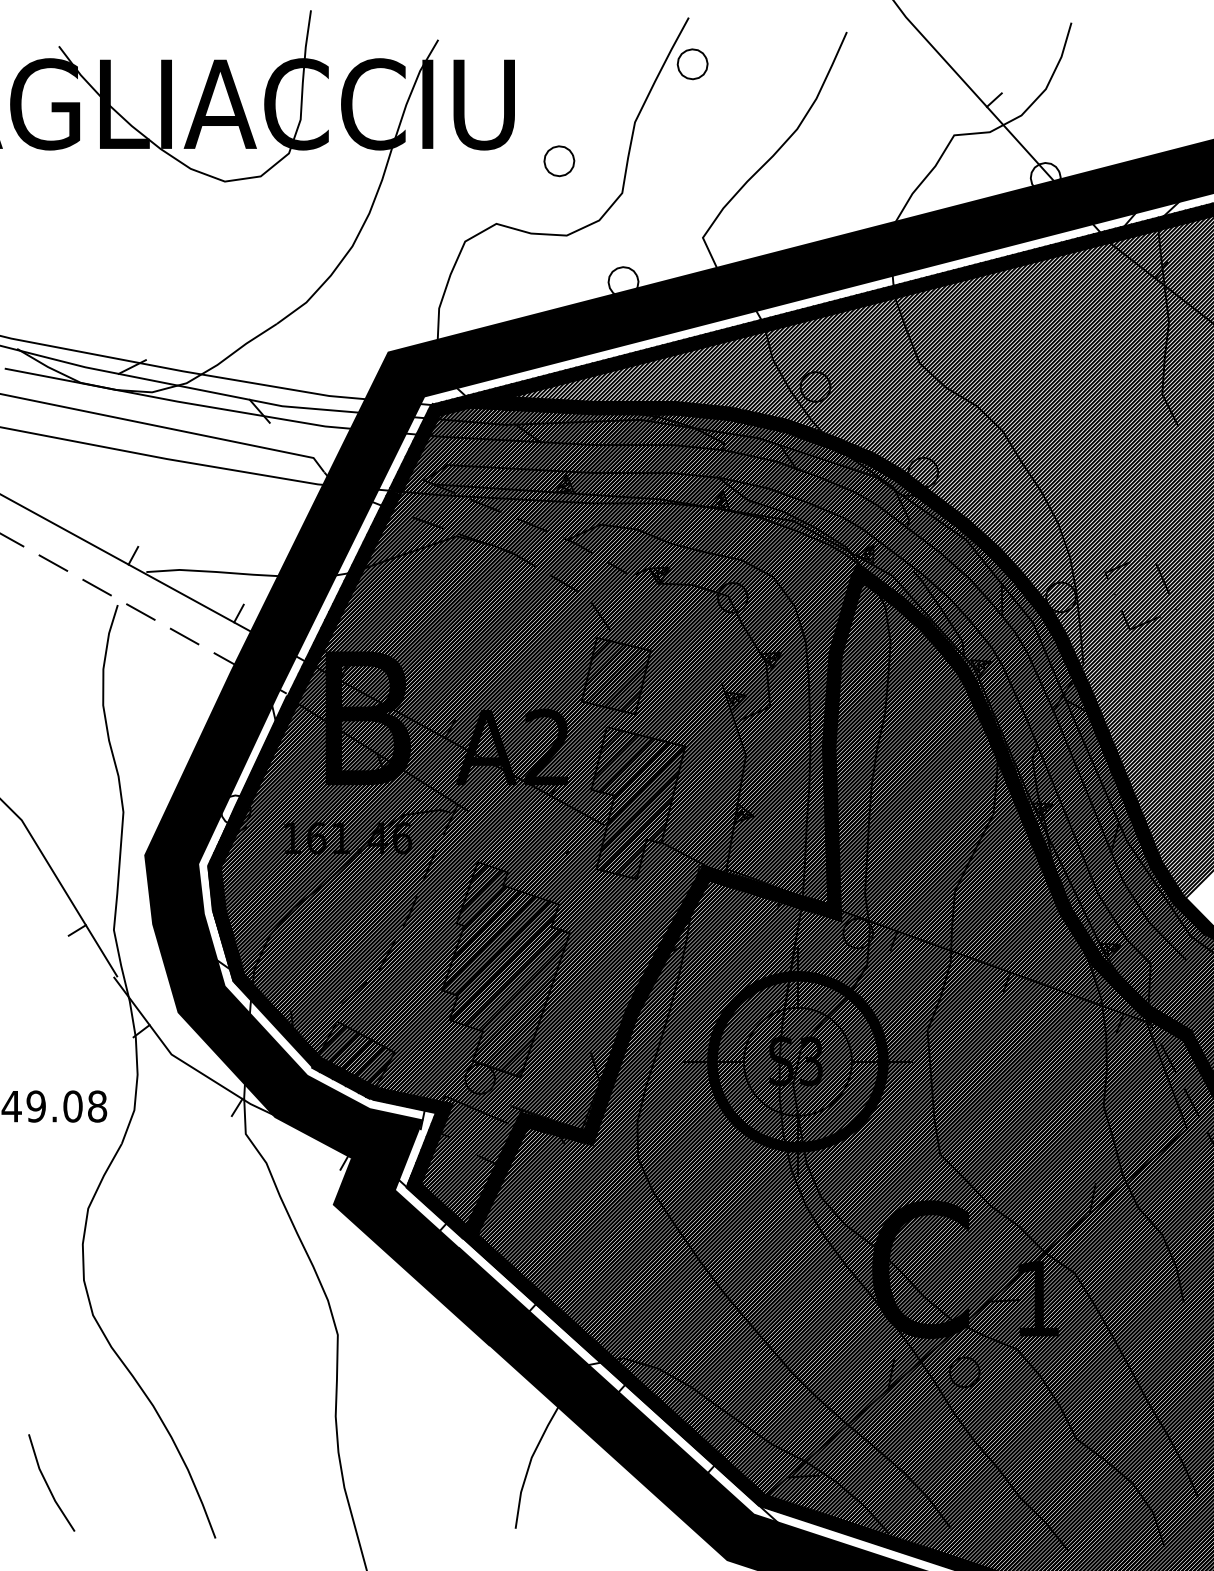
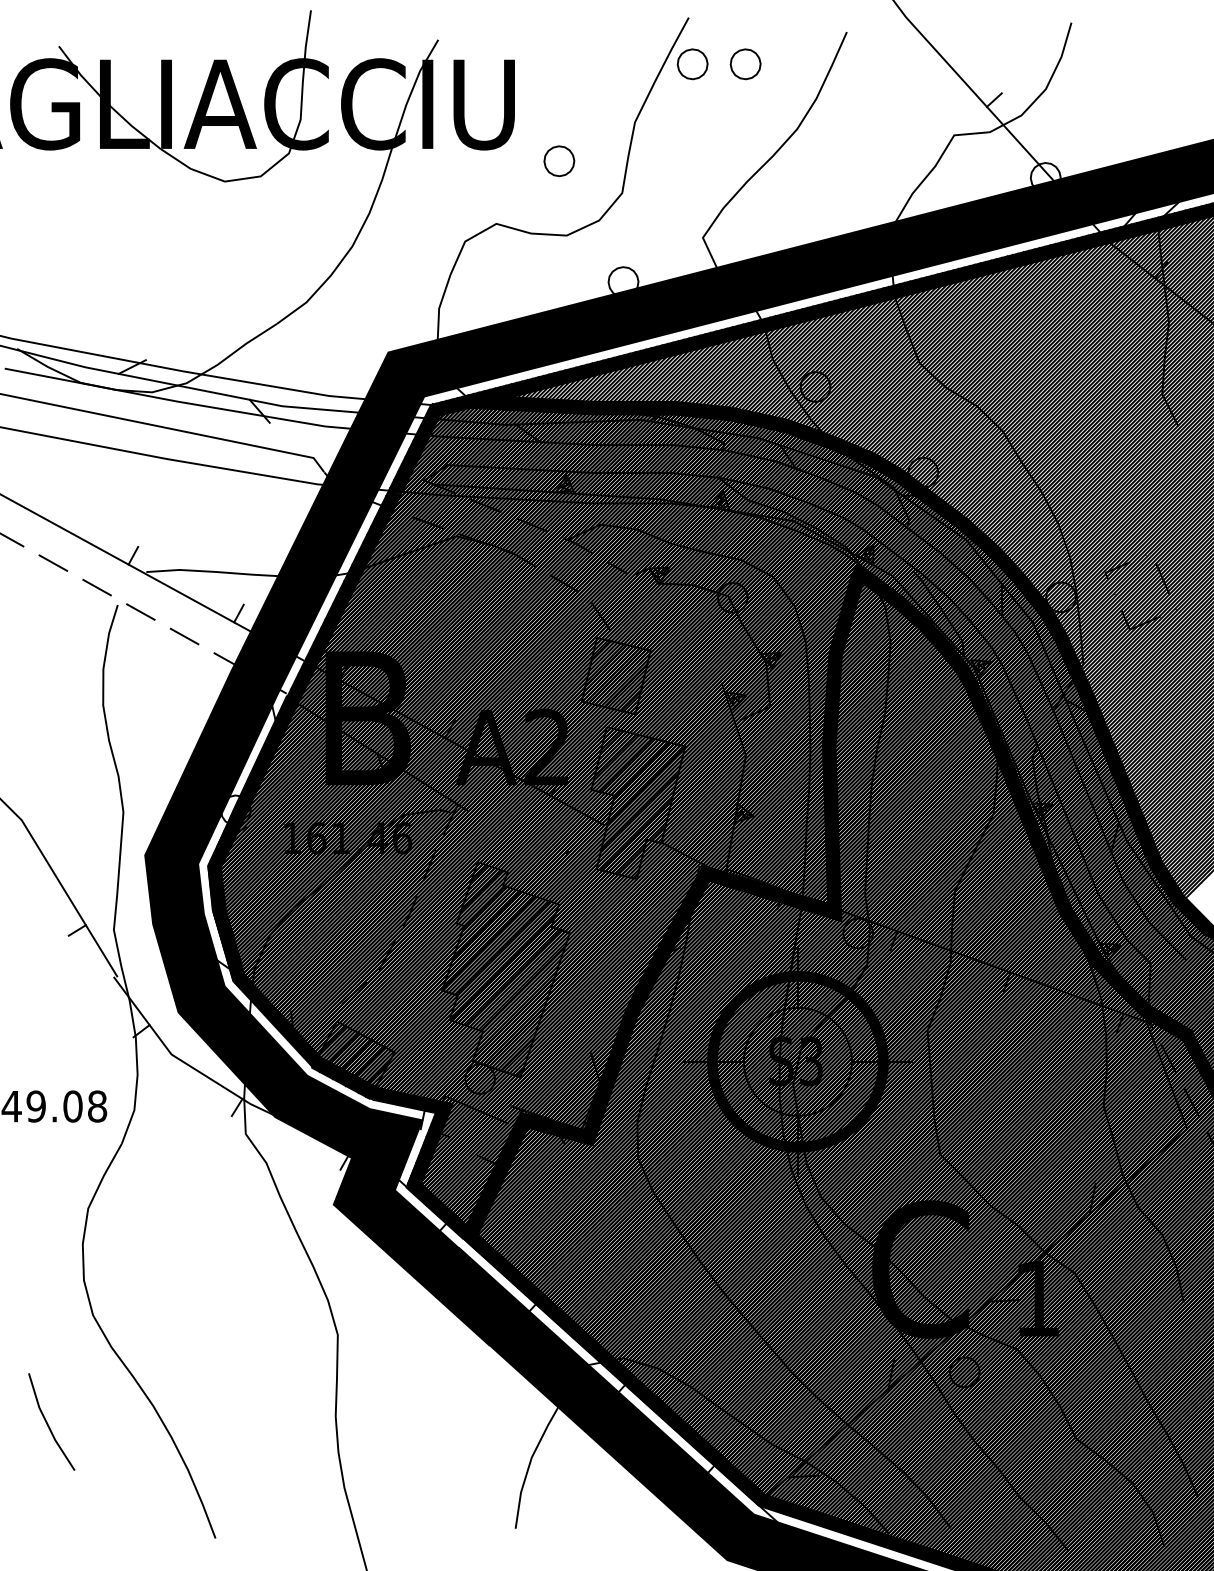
part: none -> present (745, 64)
line position: (48, 1484) -> (48, 1423) (48, 1423)
